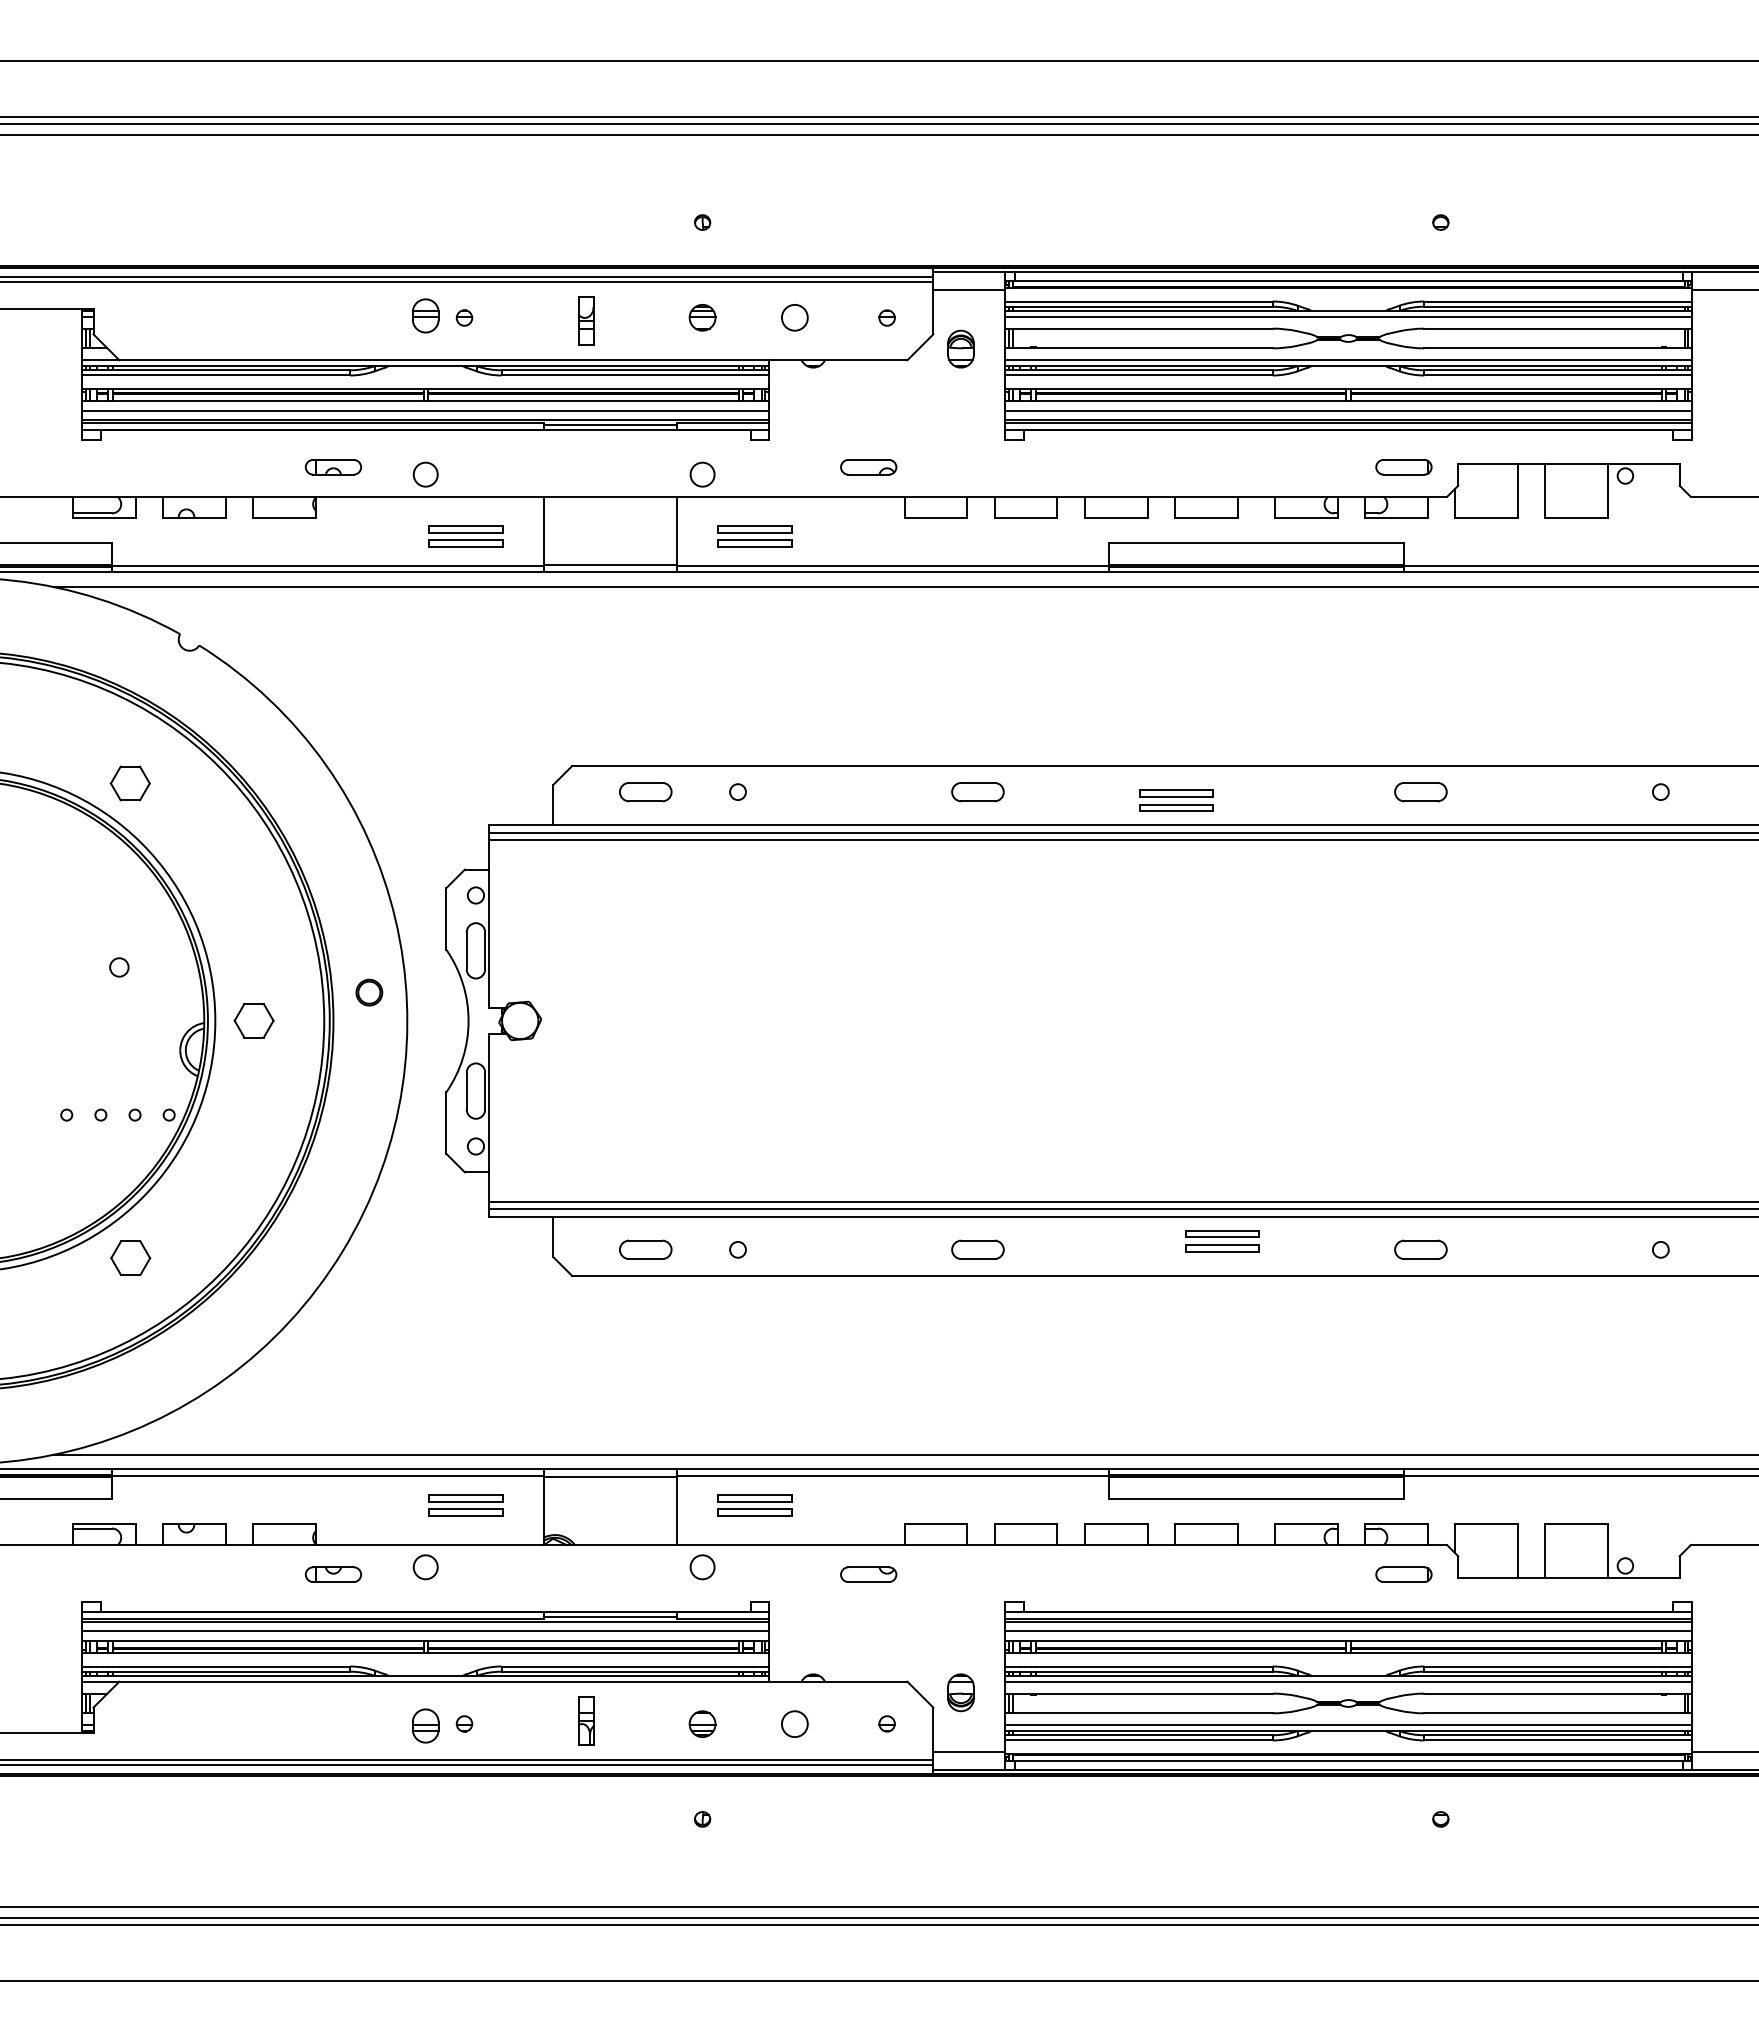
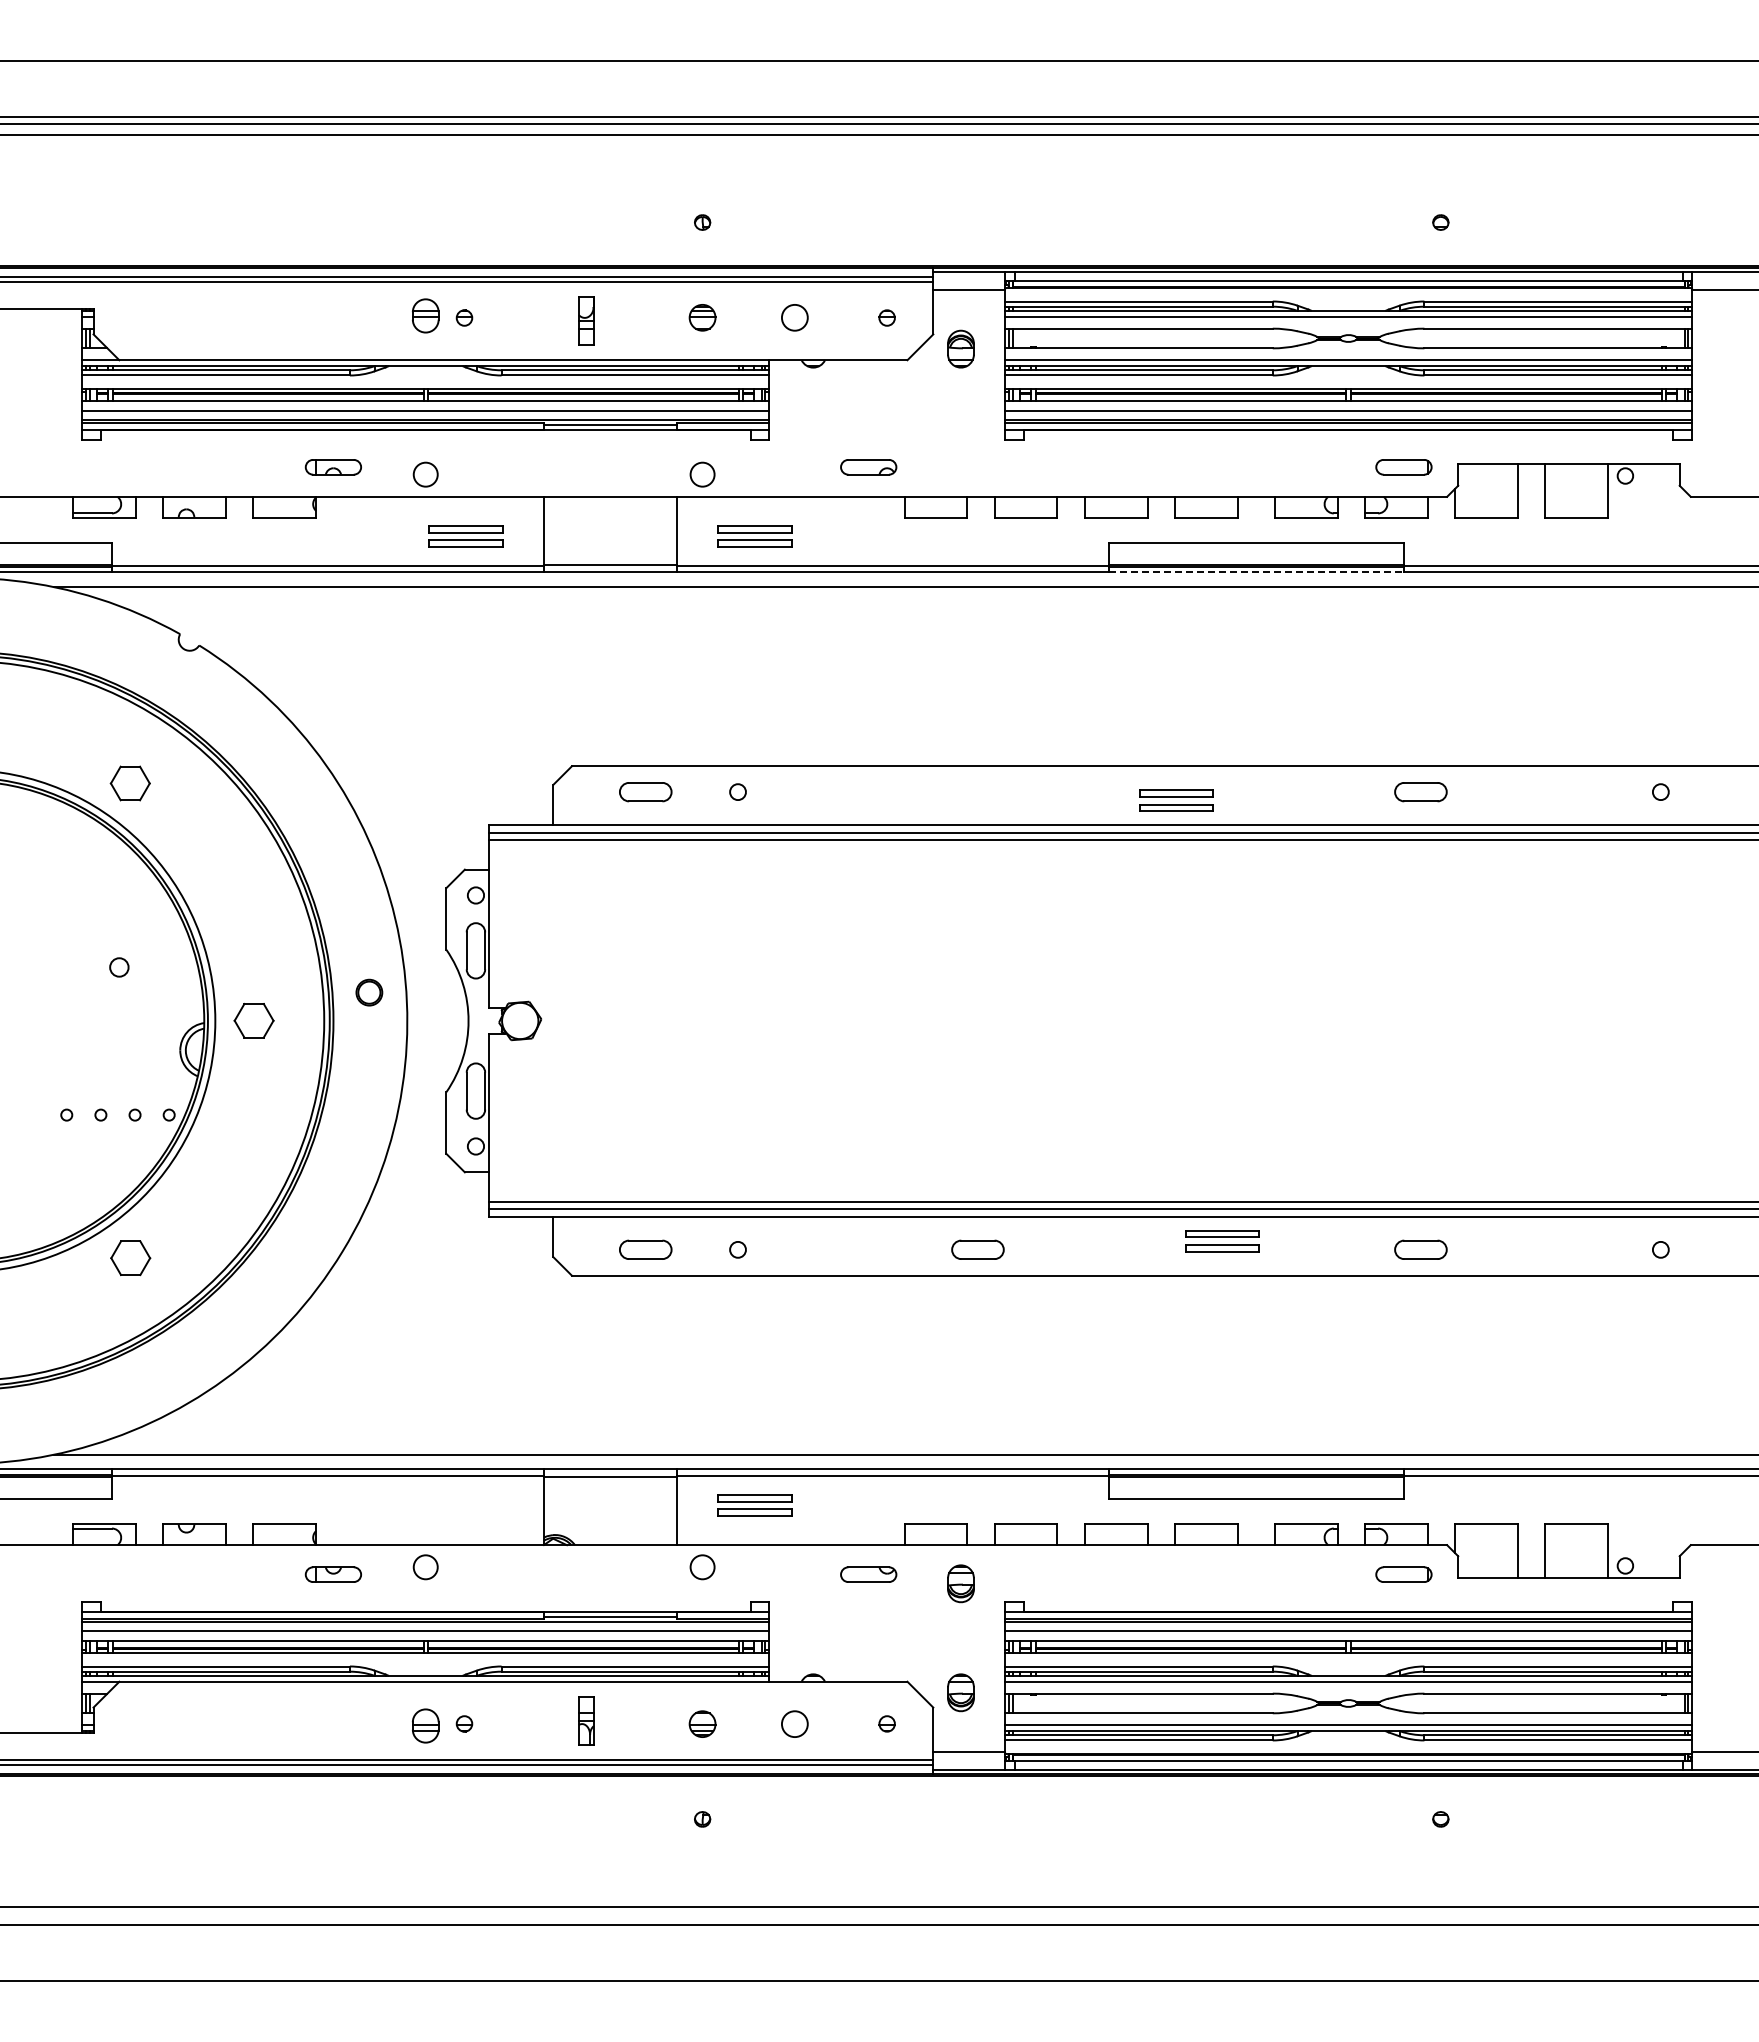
line: solid -> dashed (1256, 572)
part: present -> none (977, 792)
part: present -> none (465, 1505)
part: none -> present (960, 1583)
line: present -> none (878, 1917)
